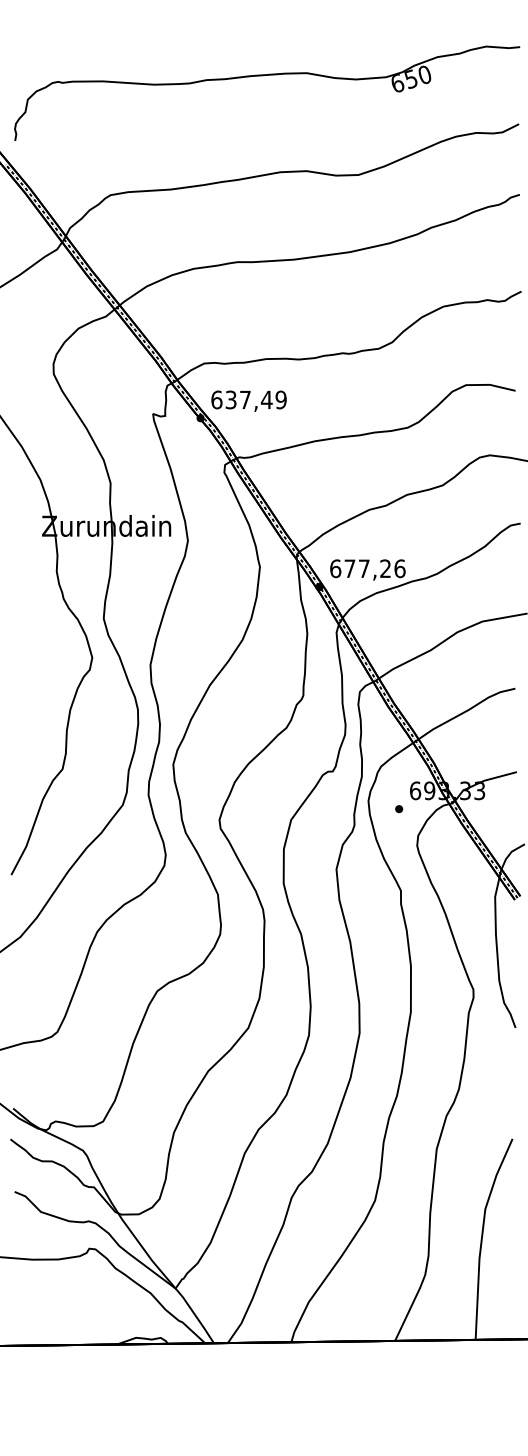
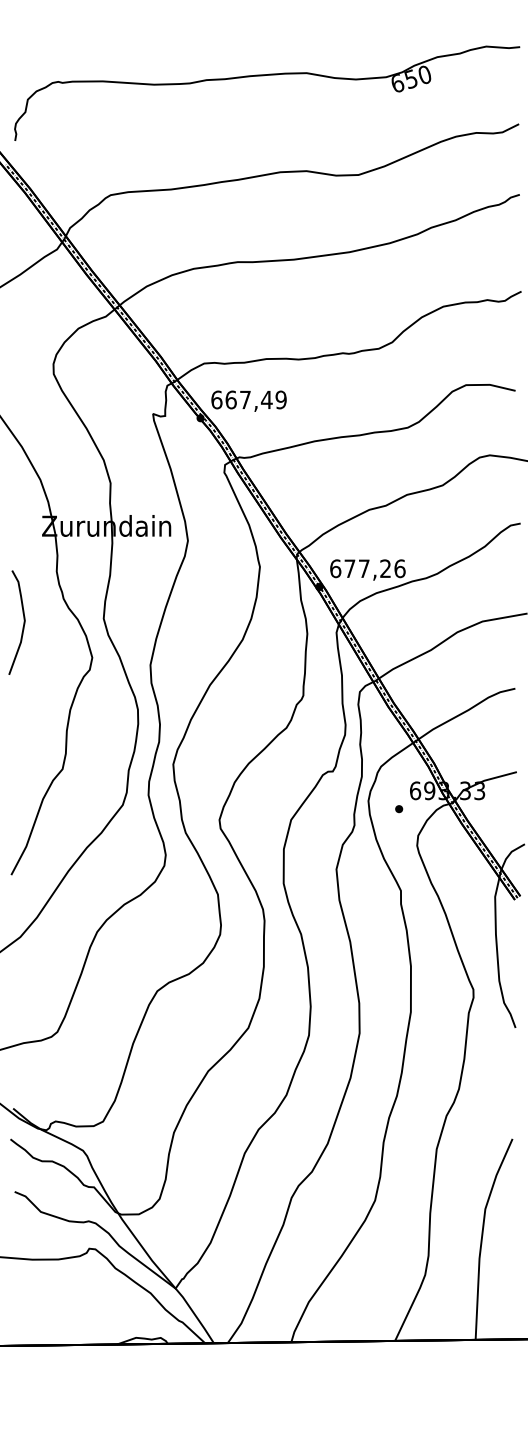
text: 637,49 -> 667,49 (230, 399)
curve: none -> present (23, 622)
